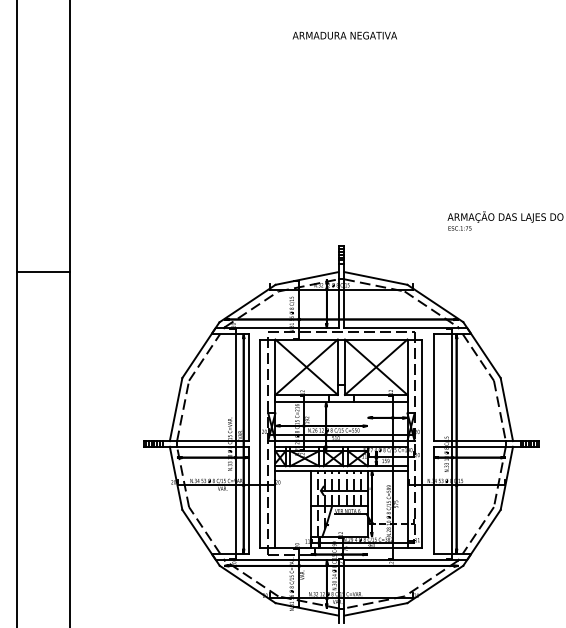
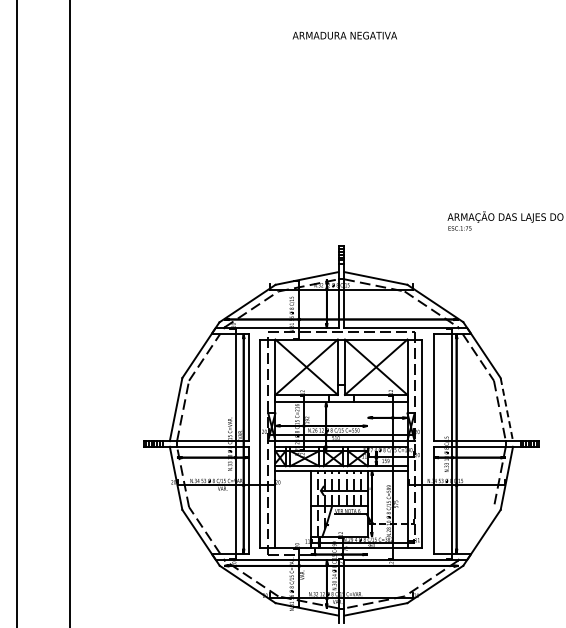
line: present -> none (43, 272)
line: solid -> dashed (506, 410)
line: present -> none (477, 530)
